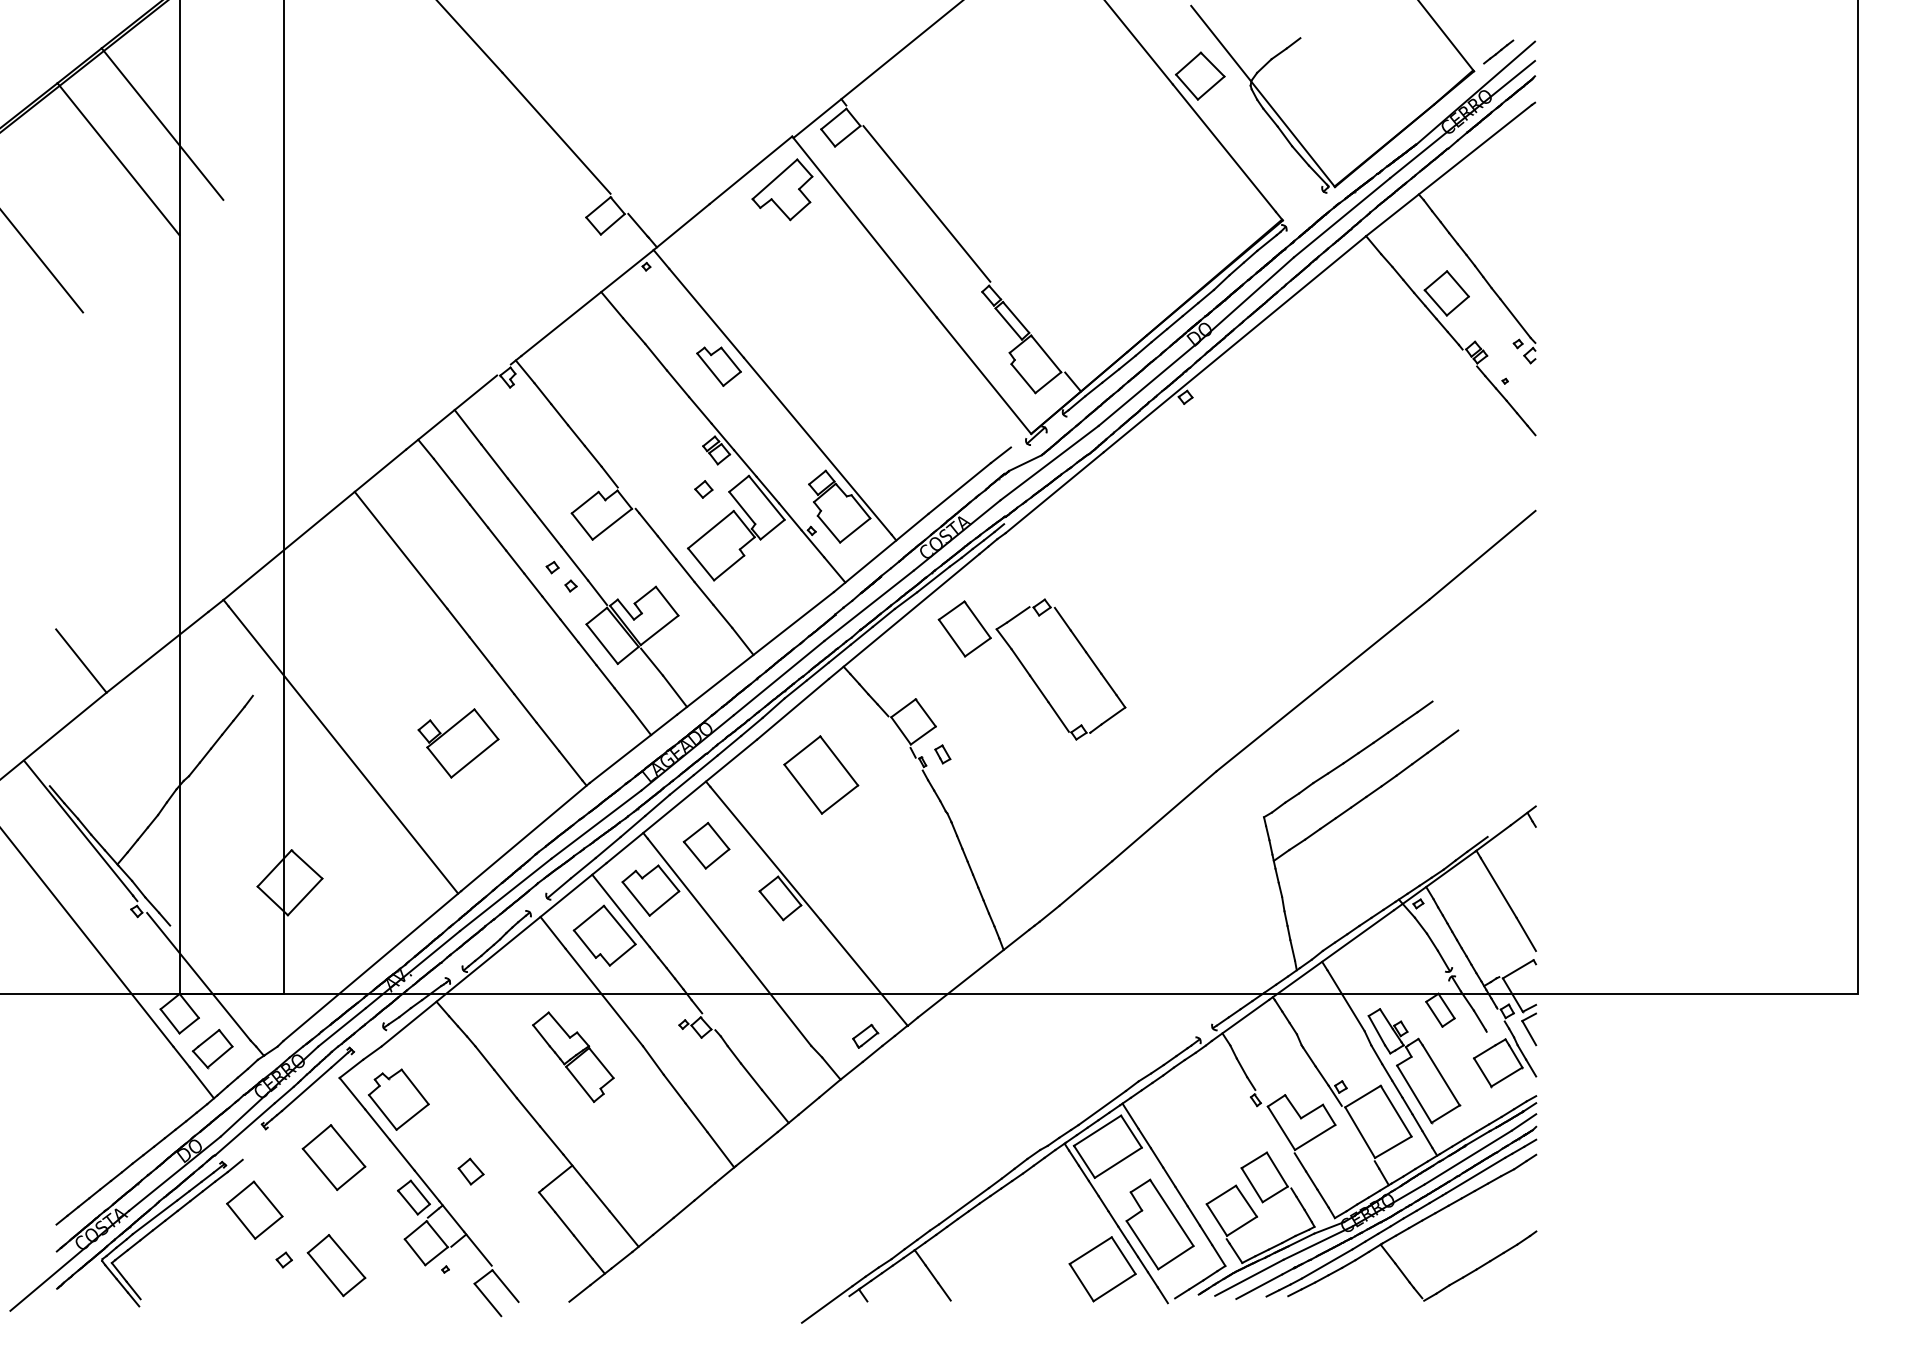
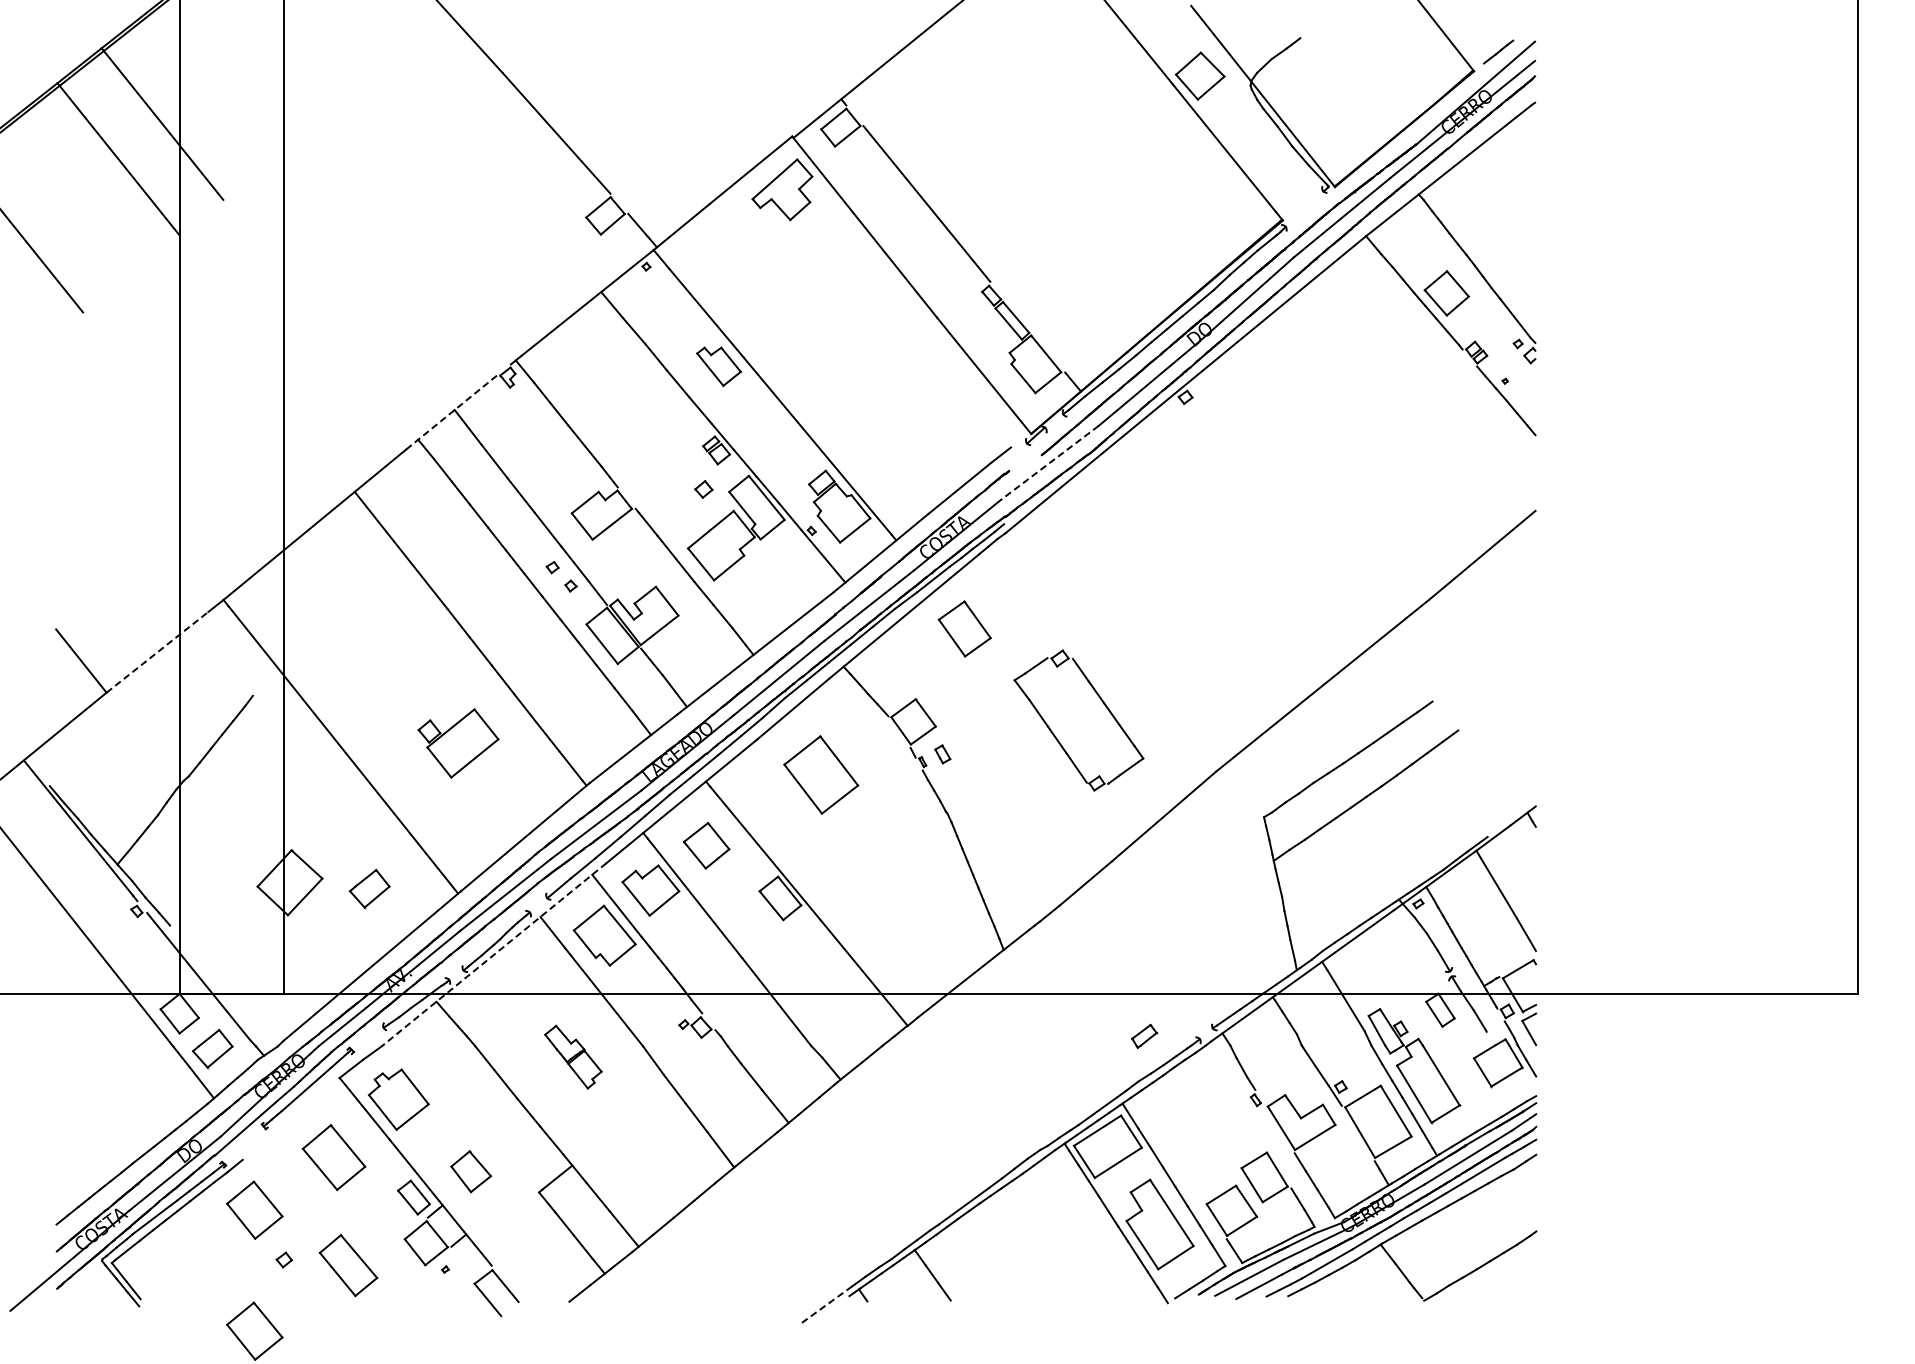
line: solid -> dashed (451, 412)
line: present -> none (1025, 462)
line: solid -> dashed (1049, 463)
line: solid -> dashed (157, 652)
part position: (1037, 684) -> (1055, 735) (1055, 735)
part: none -> present (369, 888)
line: solid -> dashed (493, 955)
part position: (865, 1035) -> (1144, 1035) (1144, 1035)
part size: 83x92 px -> 59x66 px (573, 1056)
part size: 28x29 px -> 43x44 px (471, 1171)
part position: (336, 1265) -> (348, 1265) (348, 1265)
part: present -> none (1102, 1269)
line: solid -> dashed (827, 1304)
part: none -> present (254, 1330)
